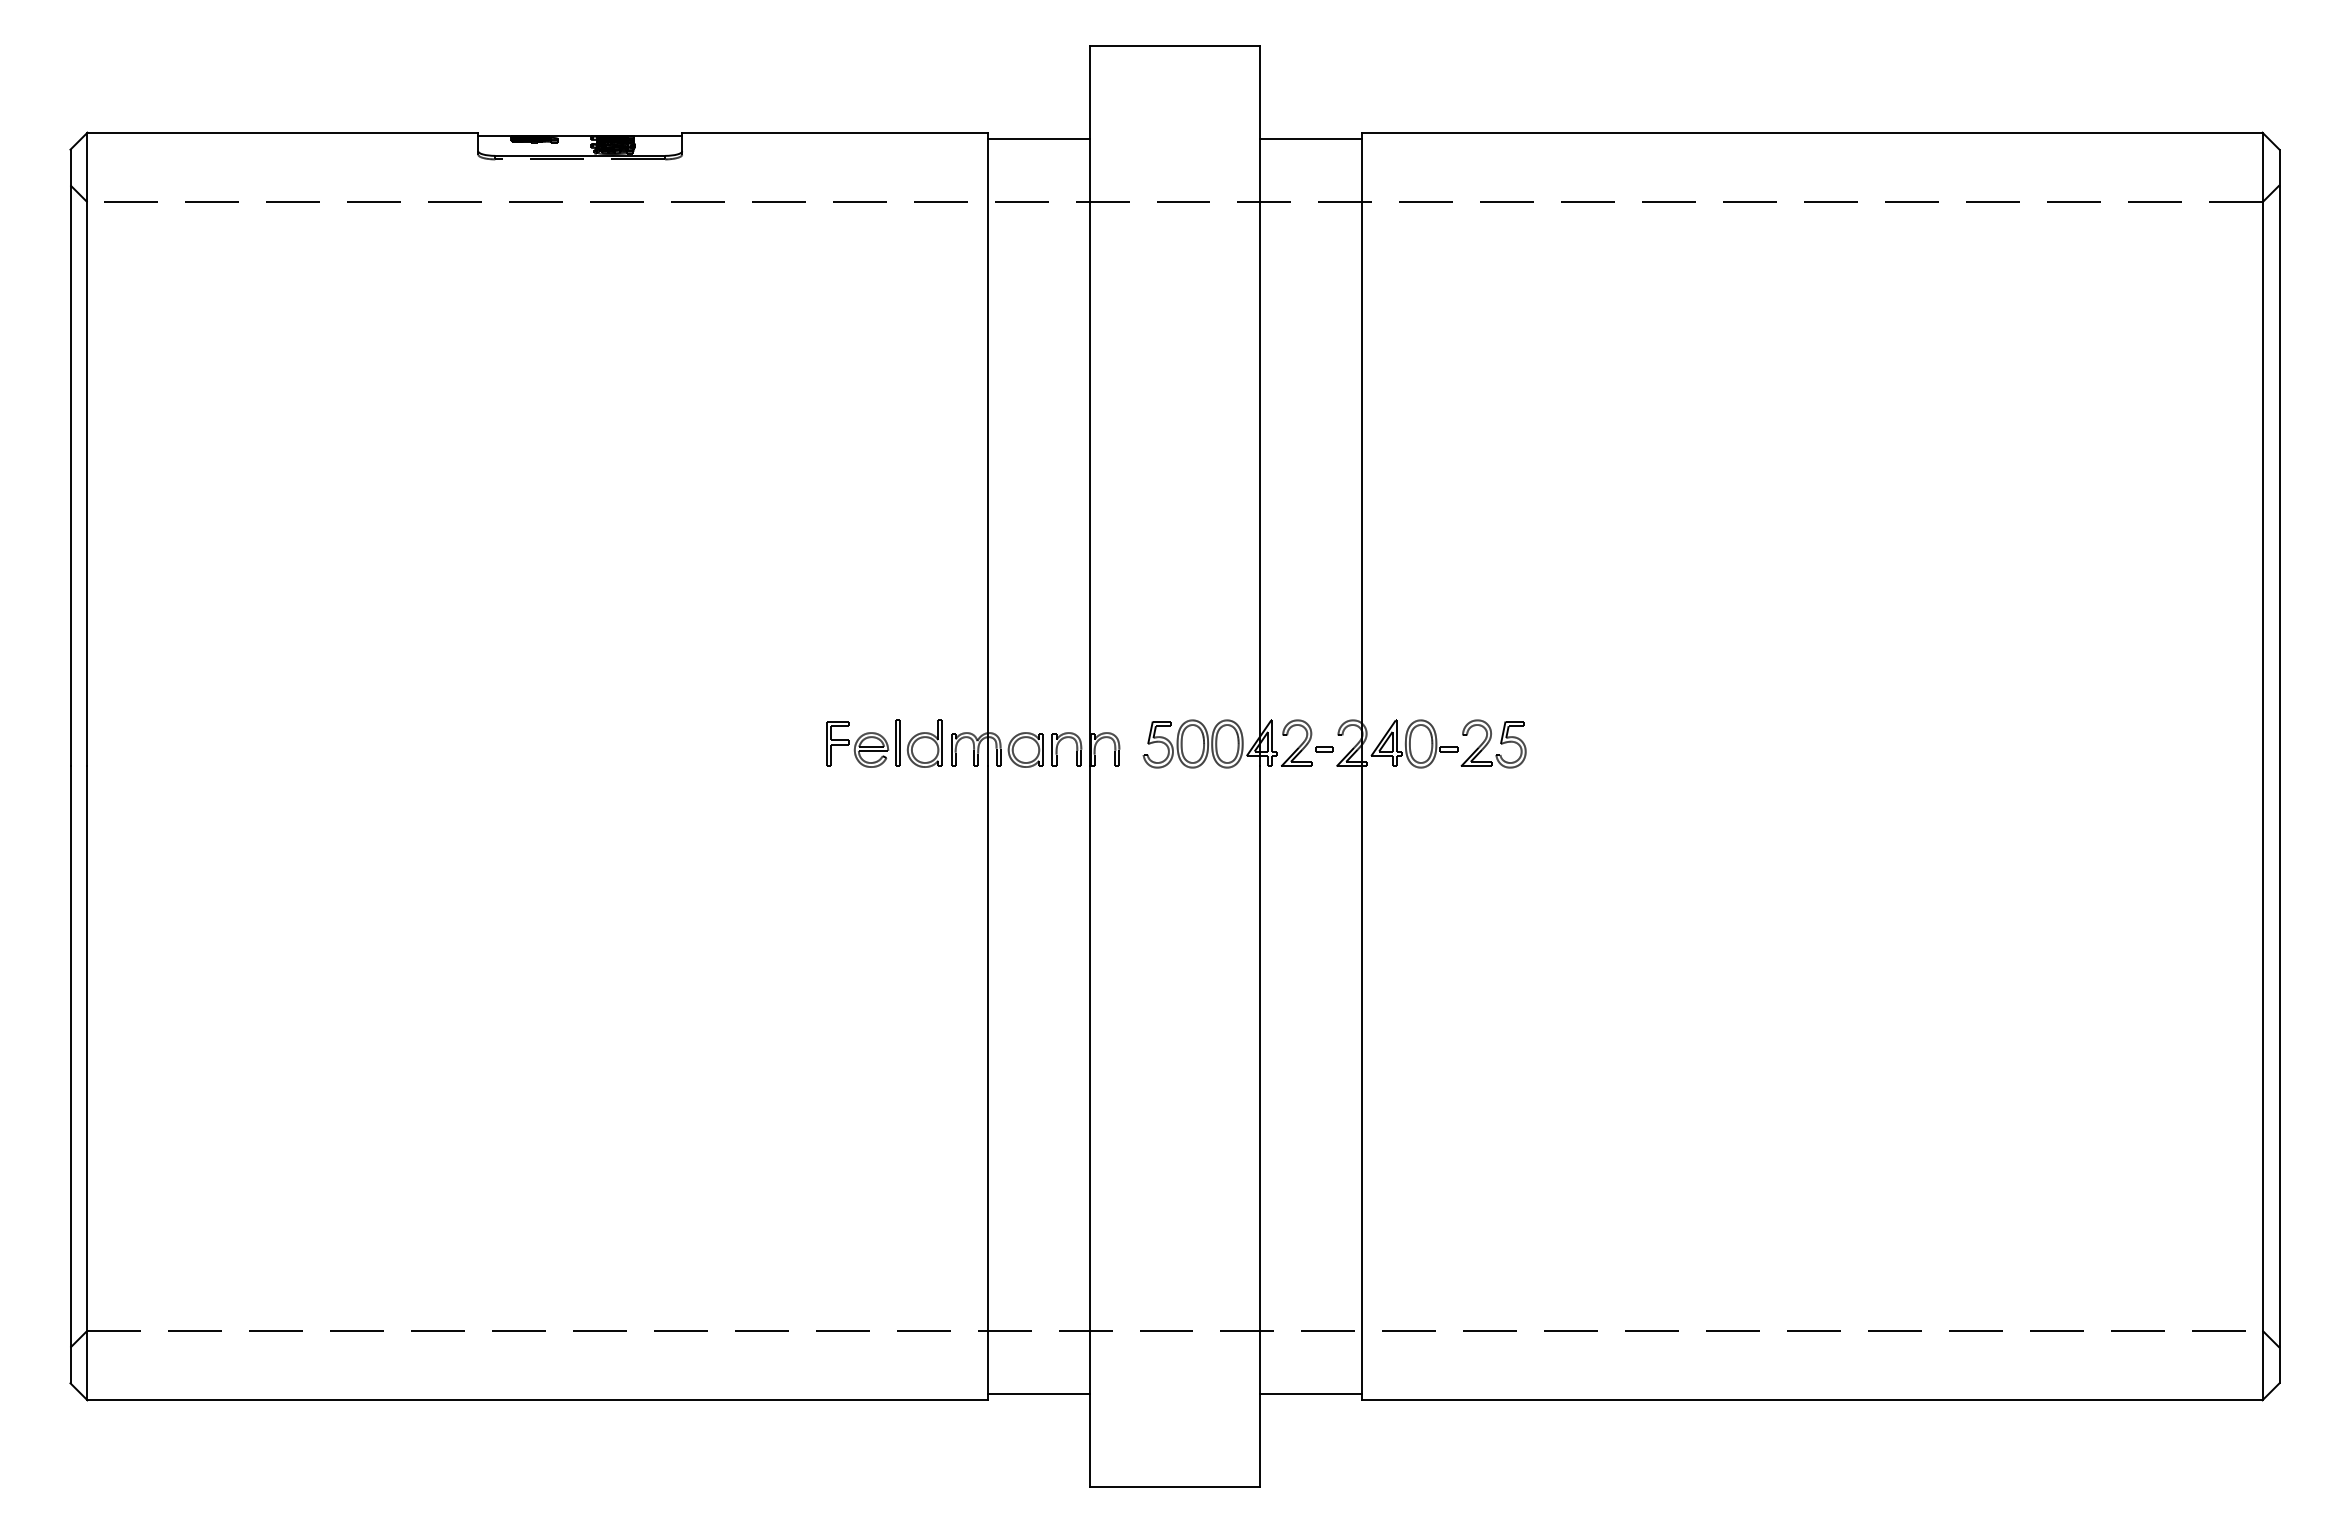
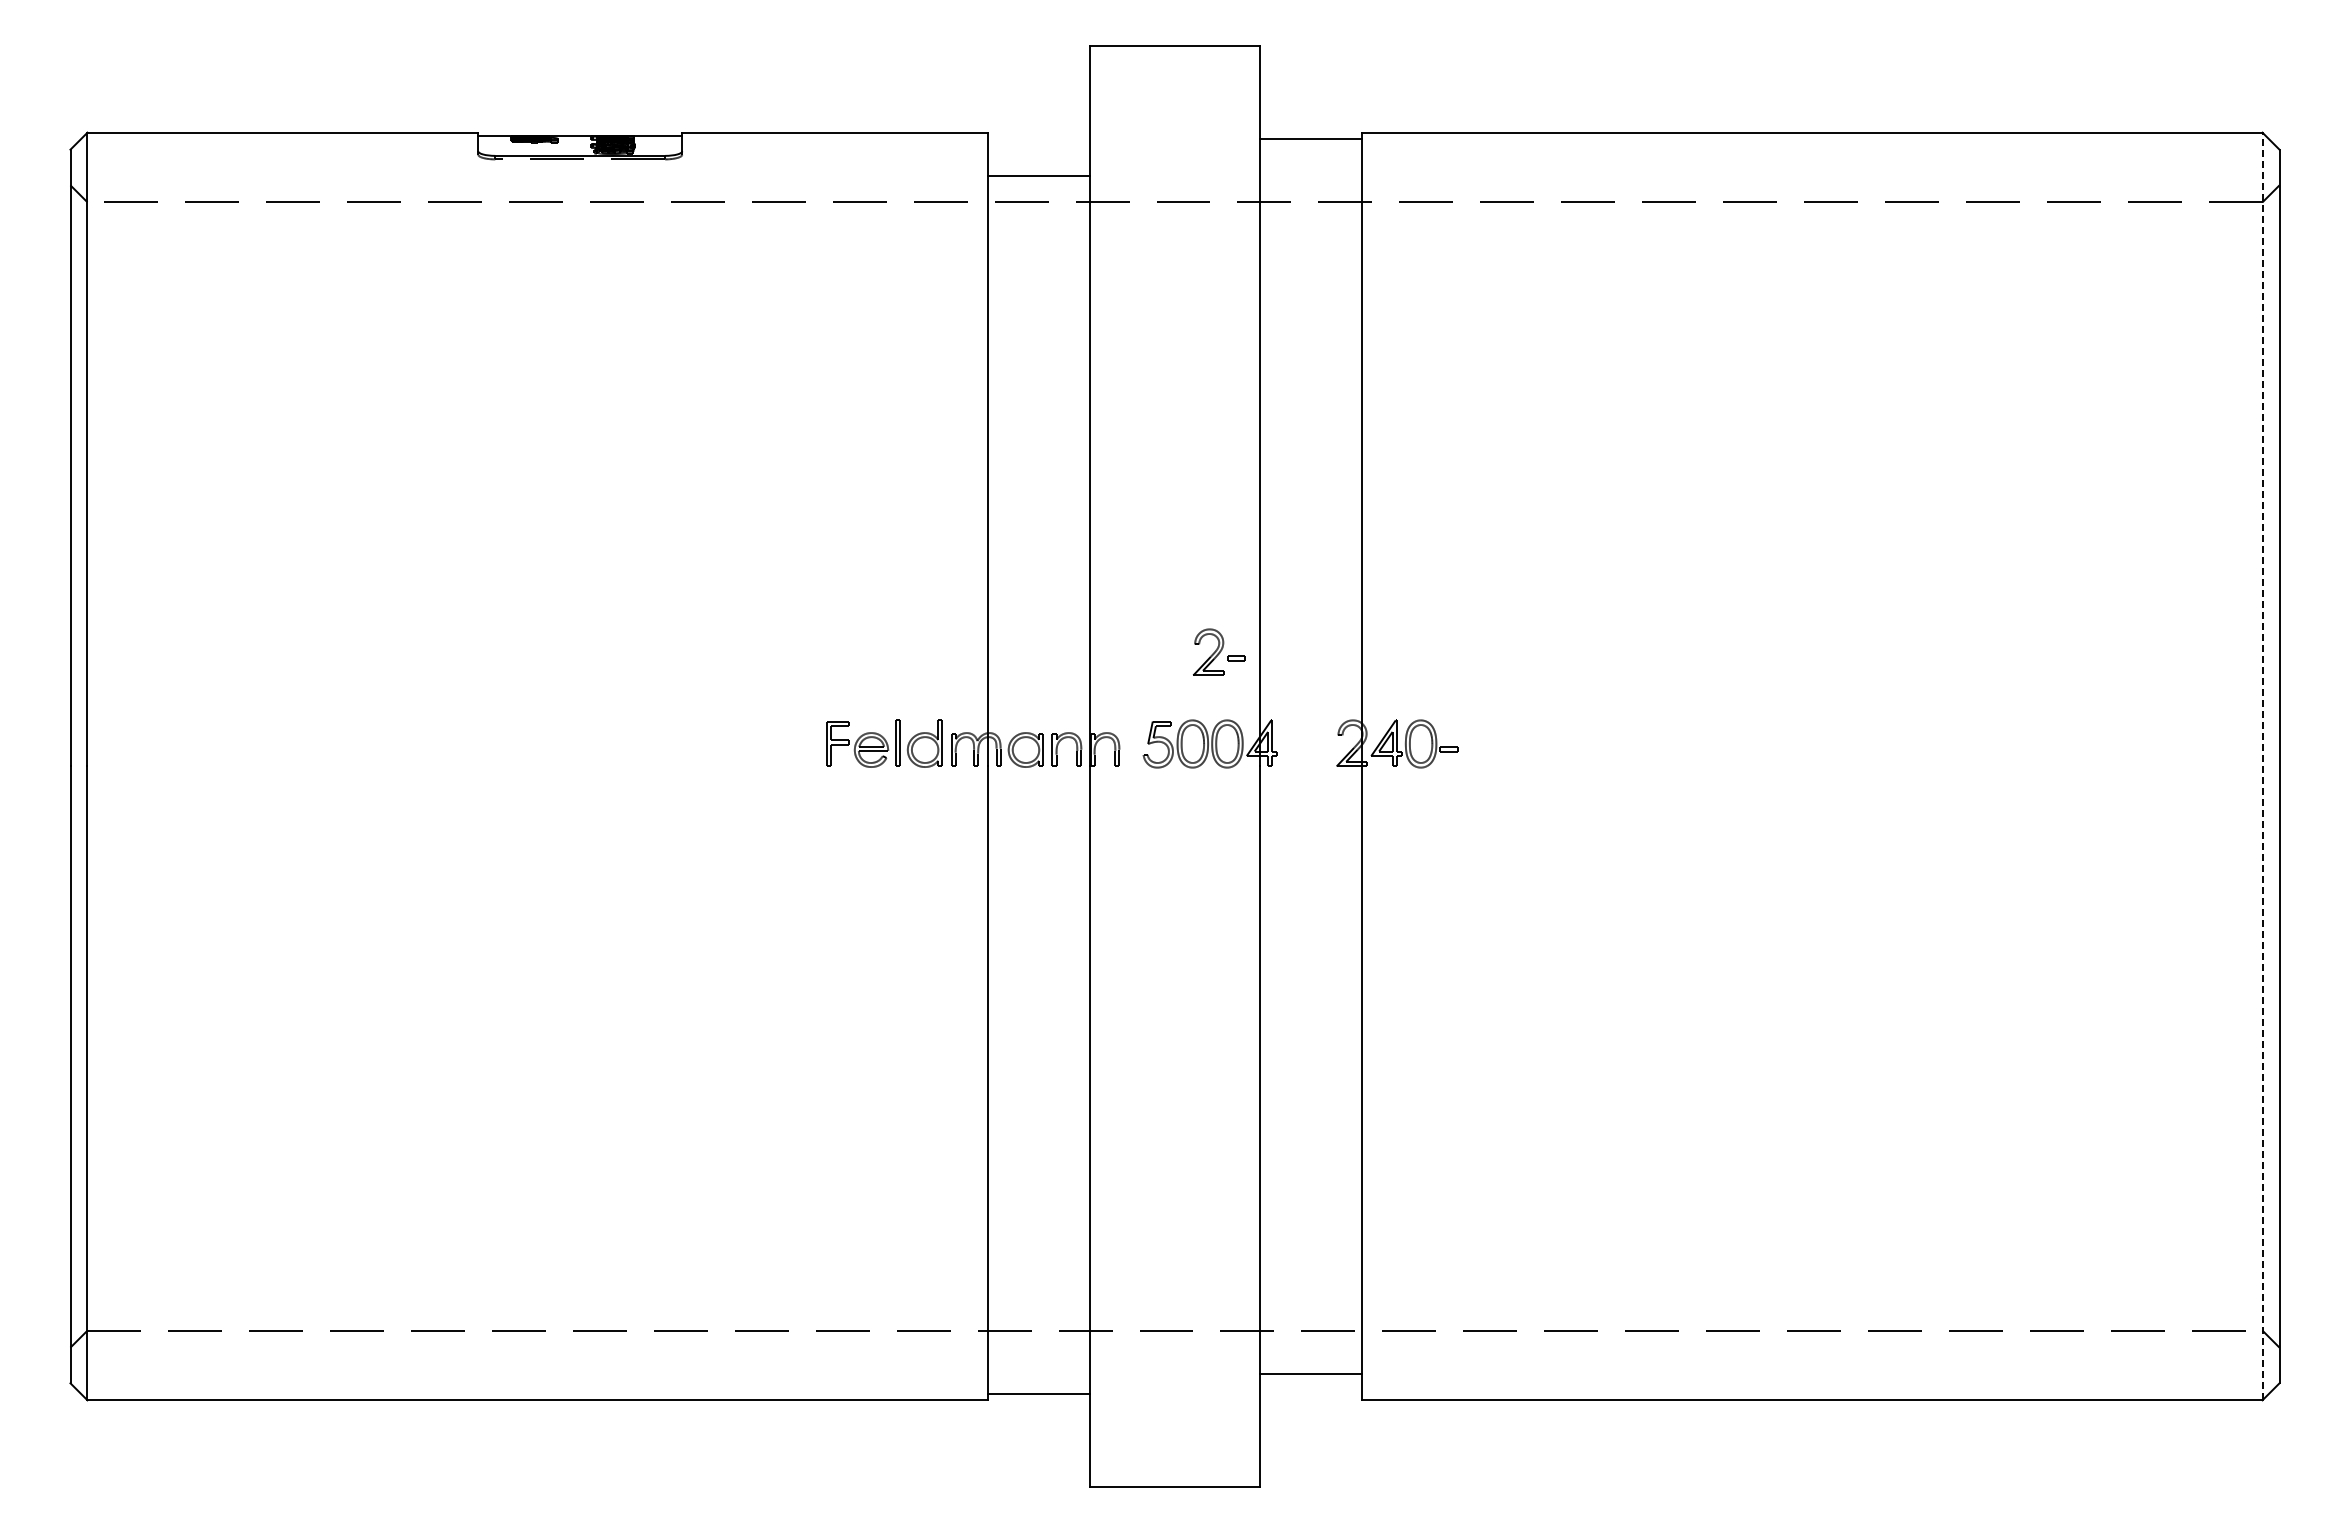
line position: (1039, 139) -> (1039, 176) (1039, 176)
part position: (1307, 742) -> (1219, 651) (1219, 651)
part: present -> none (1493, 743)
line: solid -> dashed (2262, 766)
line position: (1310, 1393) -> (1310, 1373) (1310, 1373)
